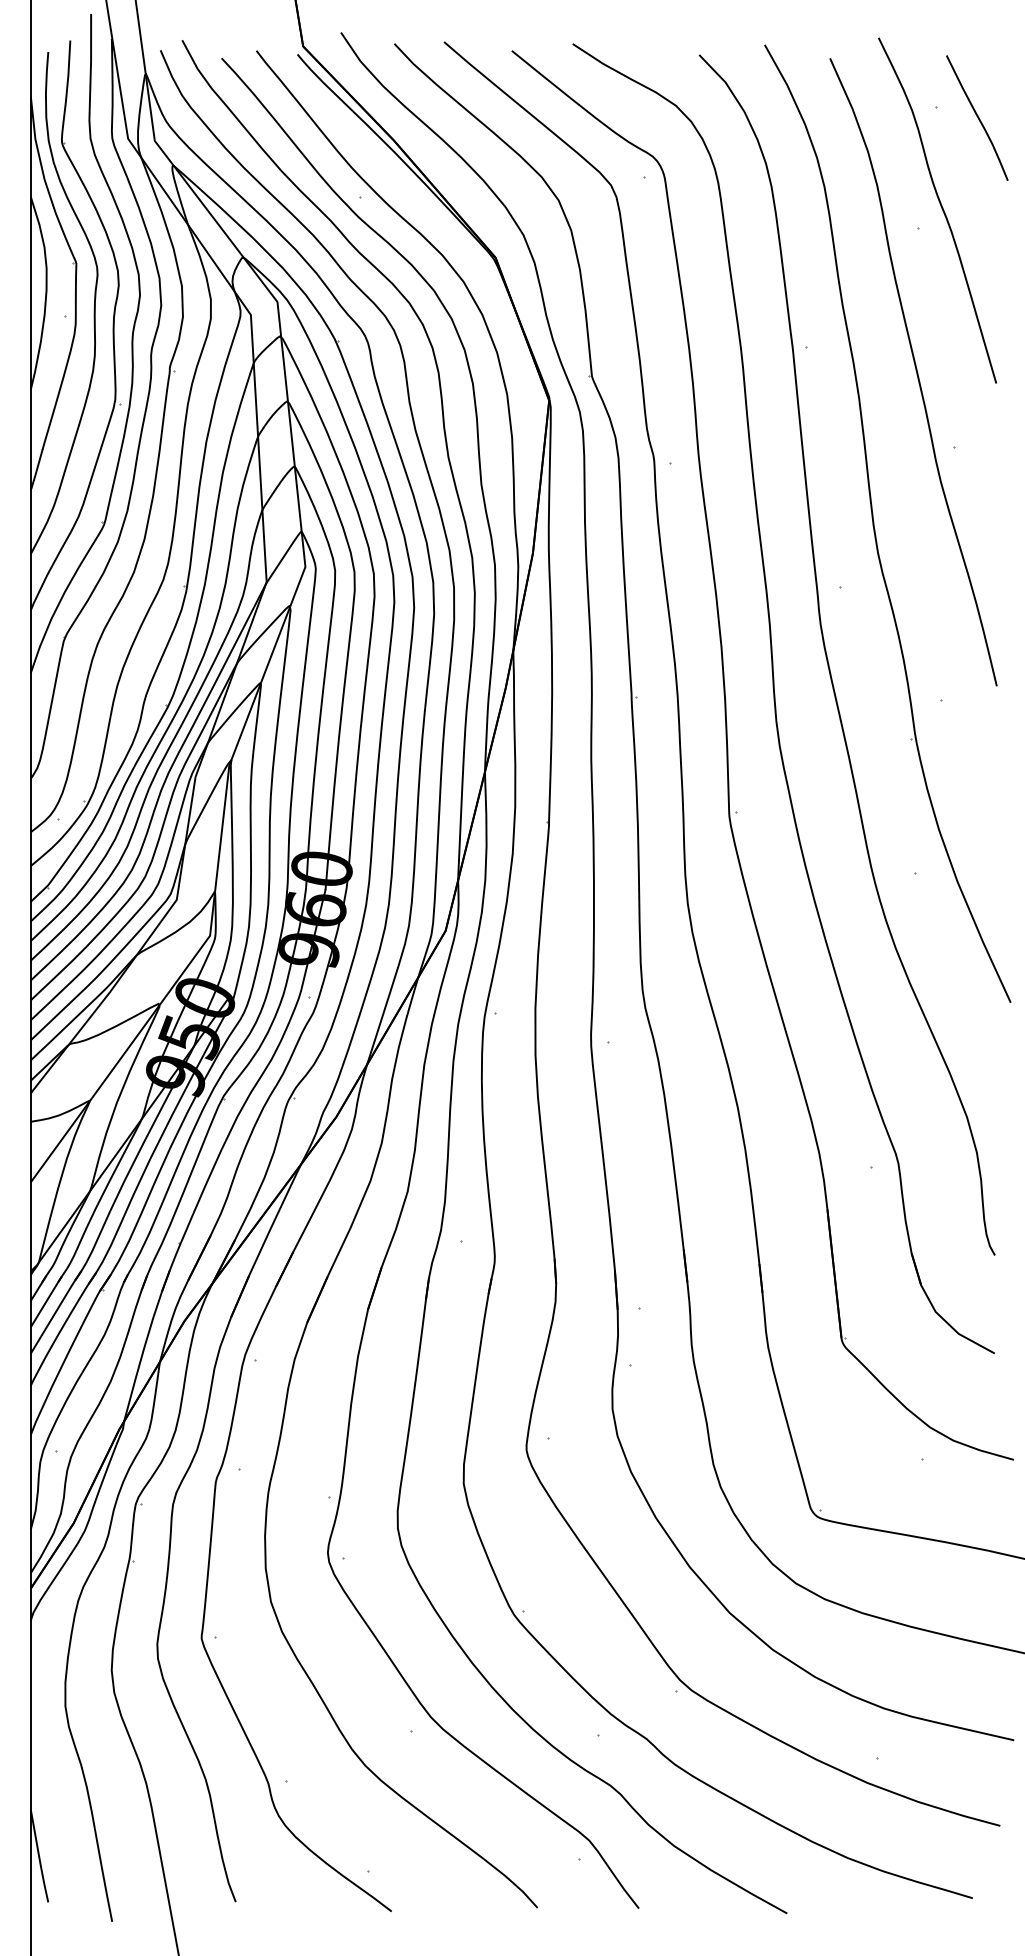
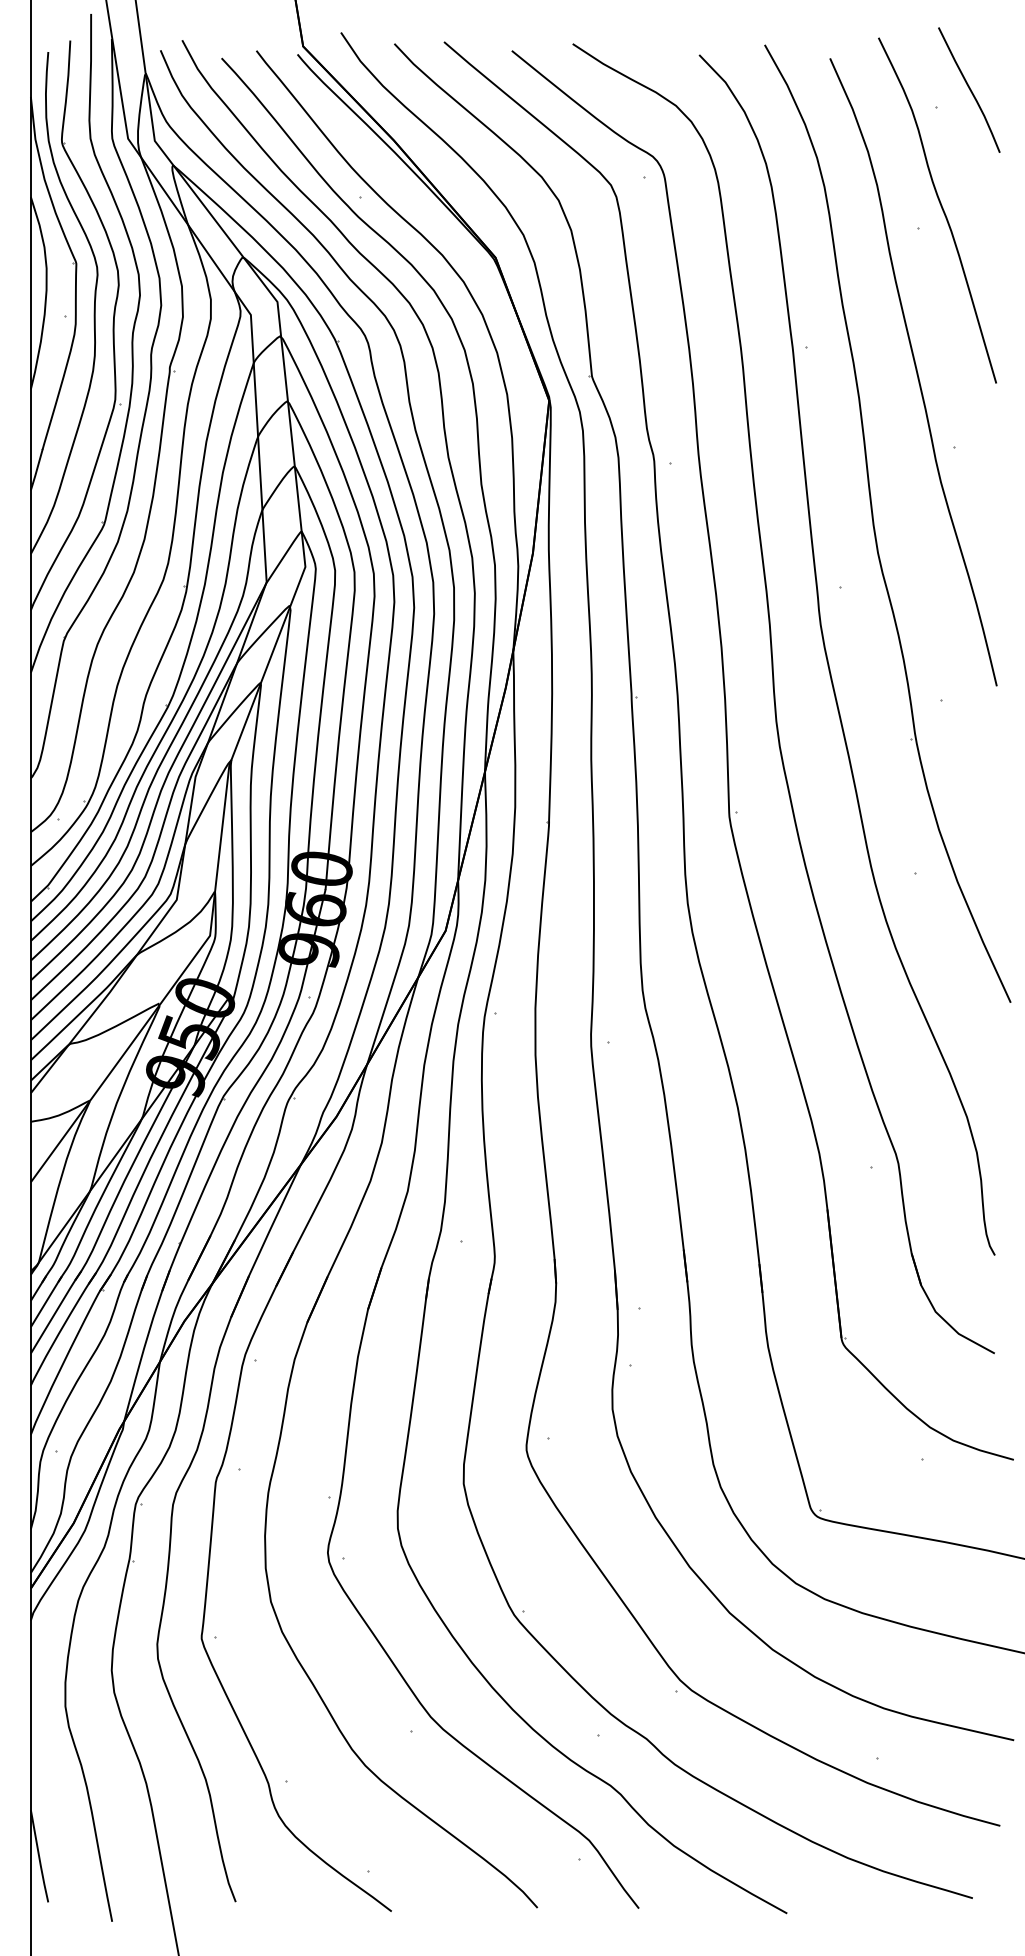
curve position: (977, 117) -> (969, 89) (969, 89)
